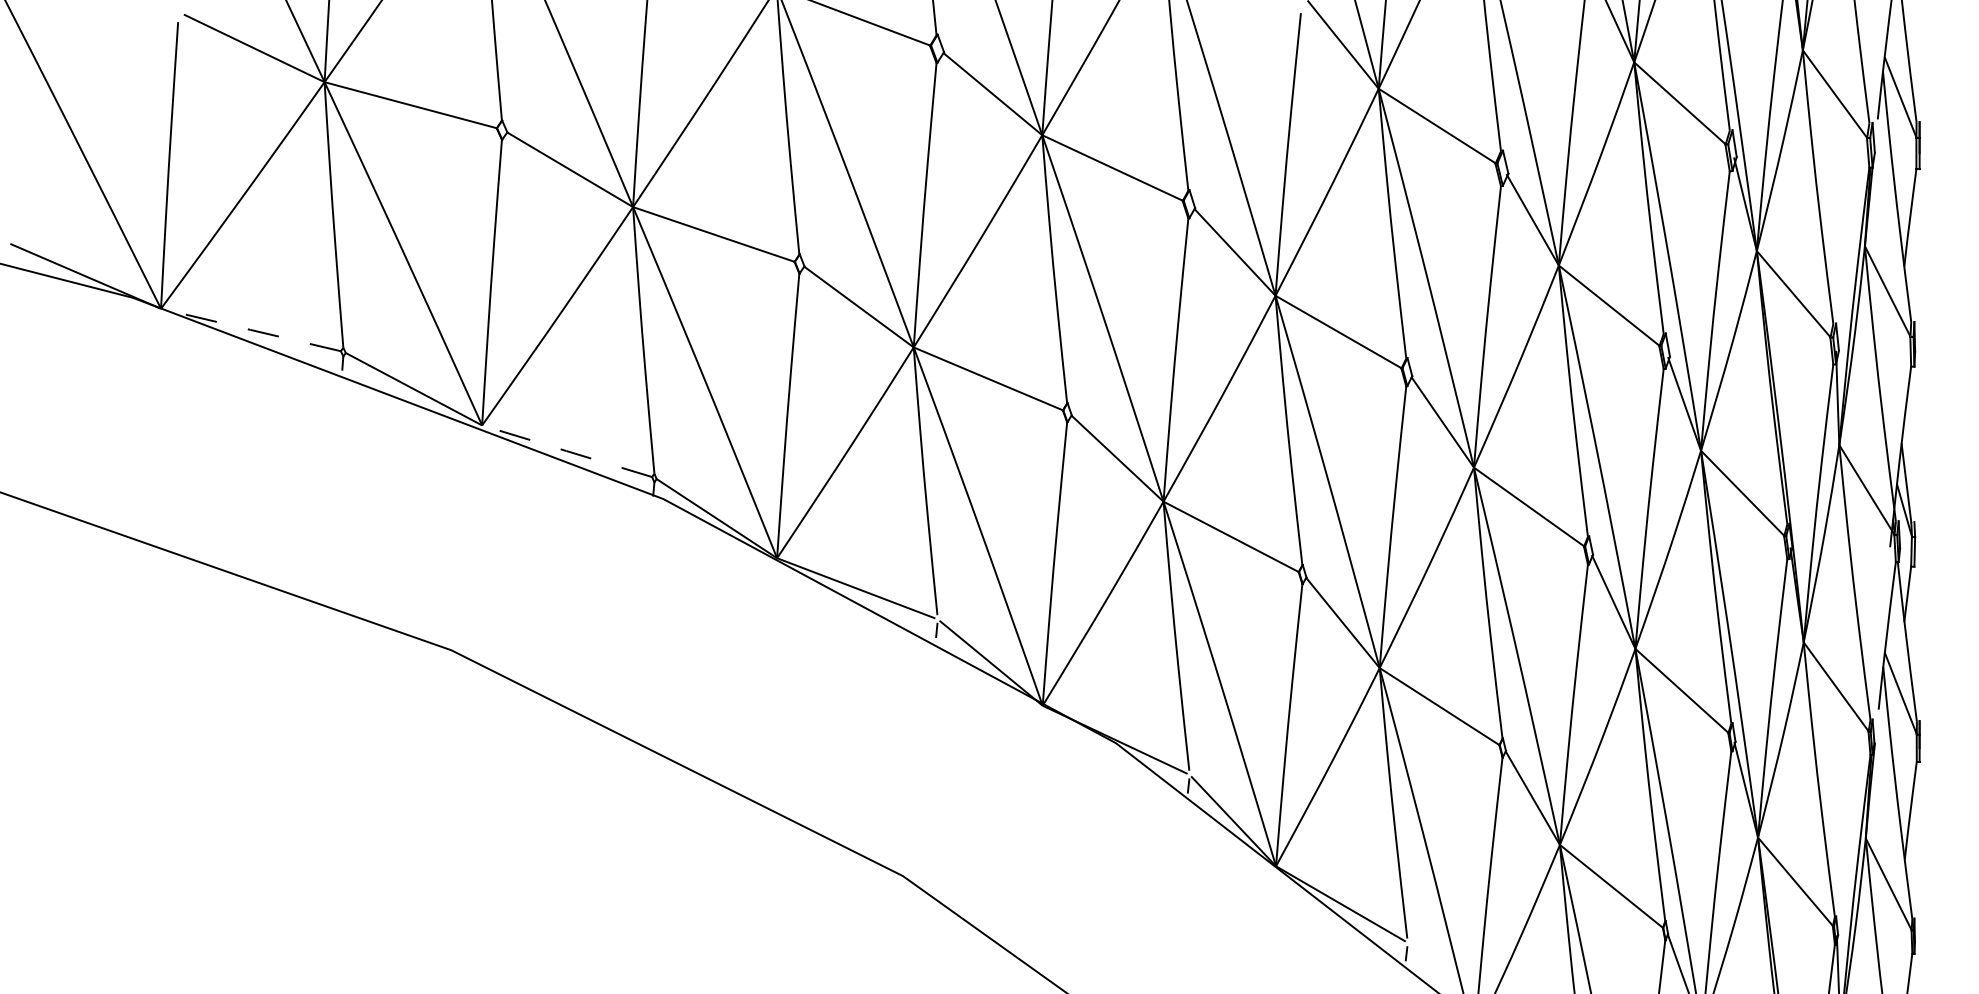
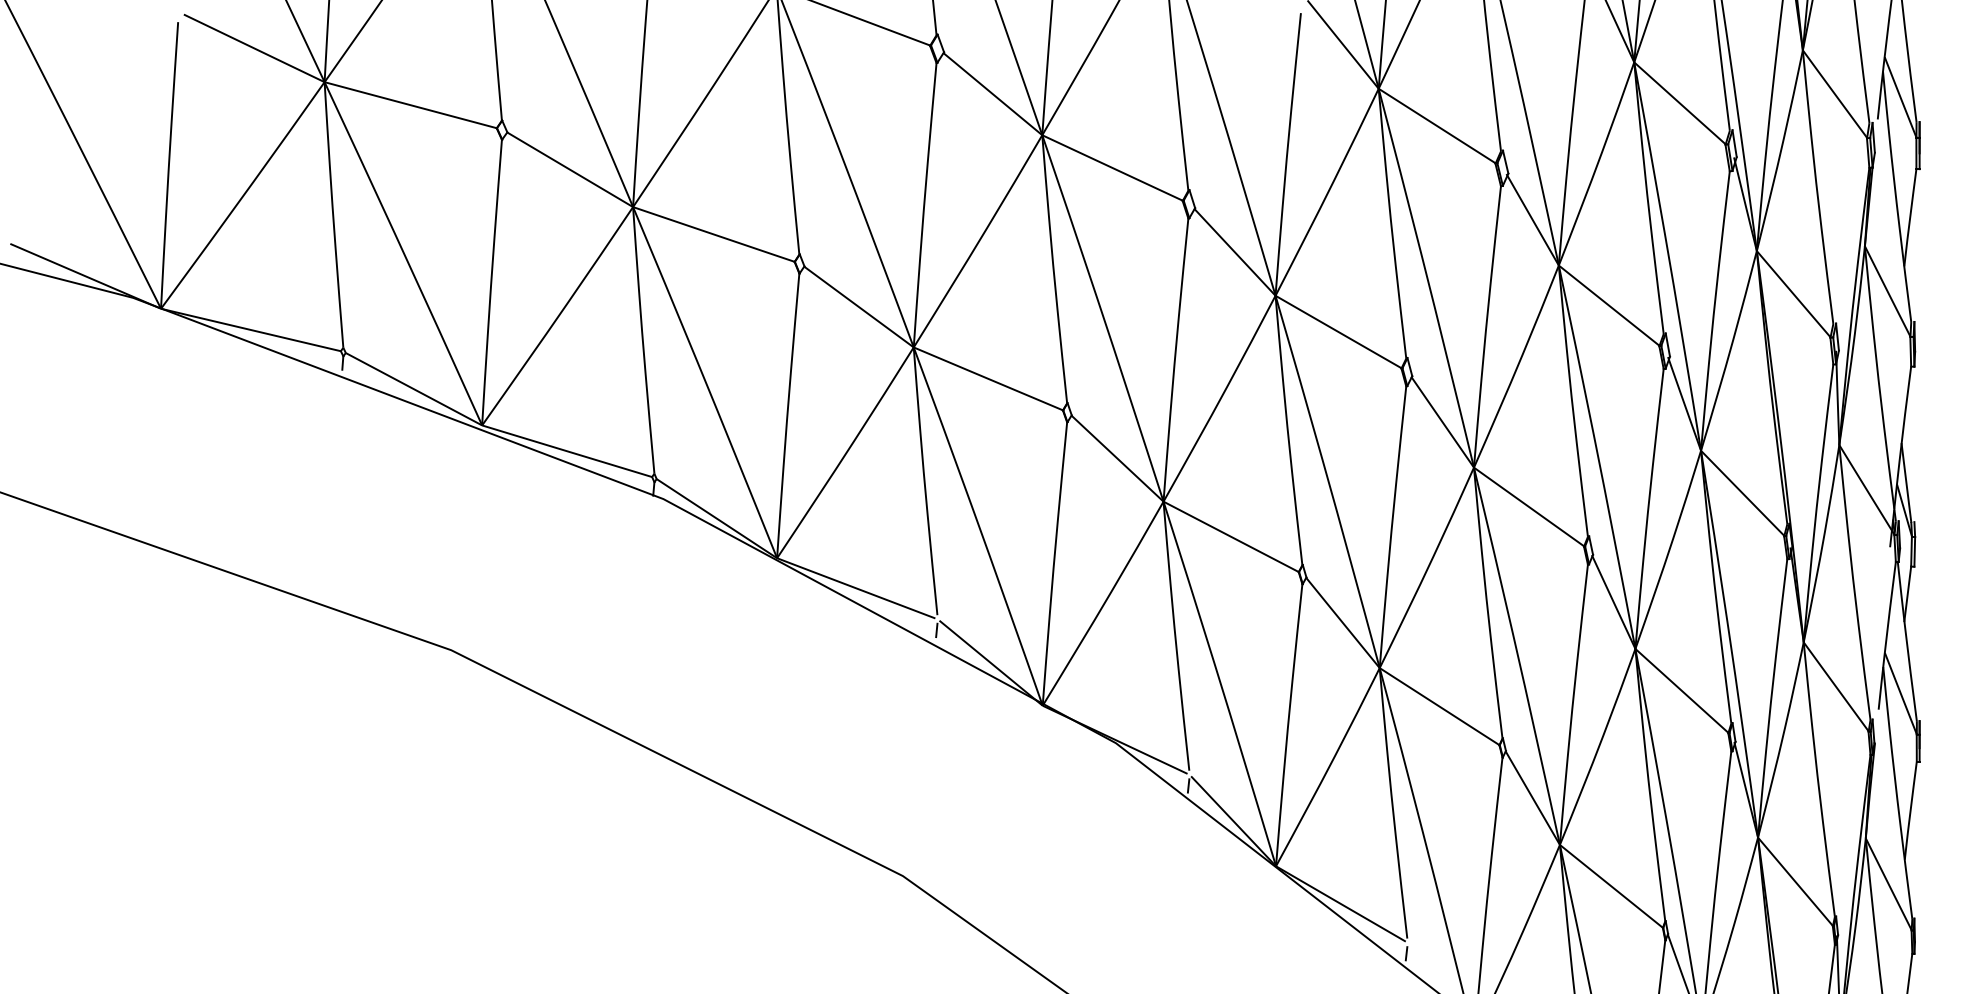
line: dashed -> solid (251, 330)
line: dashed -> solid (566, 451)
